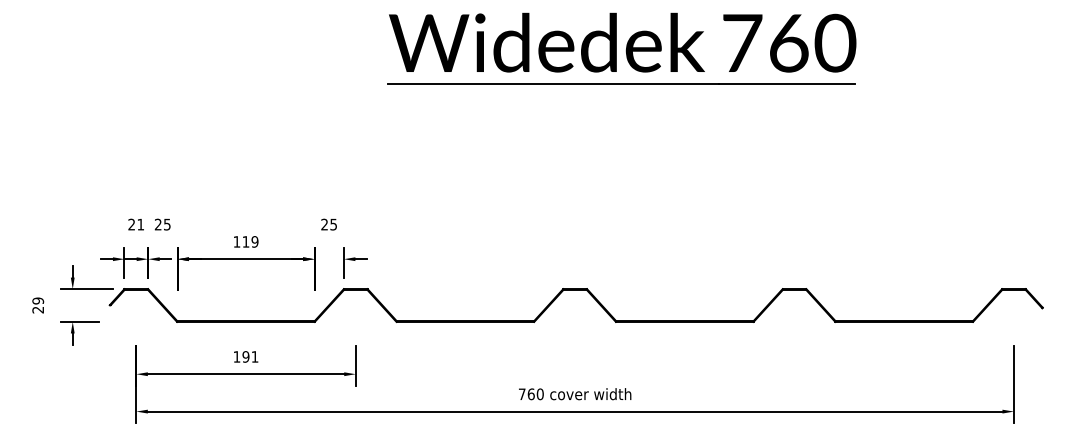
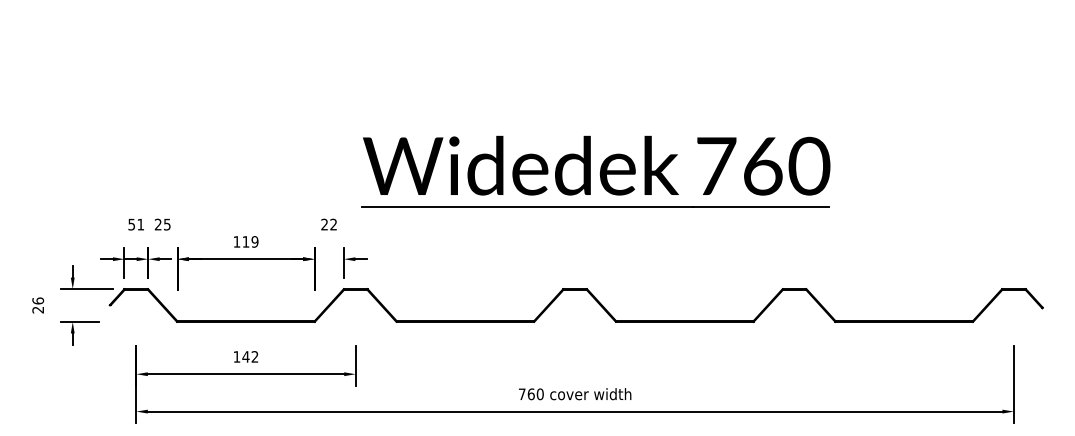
part position: (621, 48) -> (595, 171) (595, 171)
text: 21 -> 51 (131, 224)
text: 25 -> 22 (333, 224)
text: 29 -> 26 (38, 300)
text: 191 -> 142 (250, 356)
